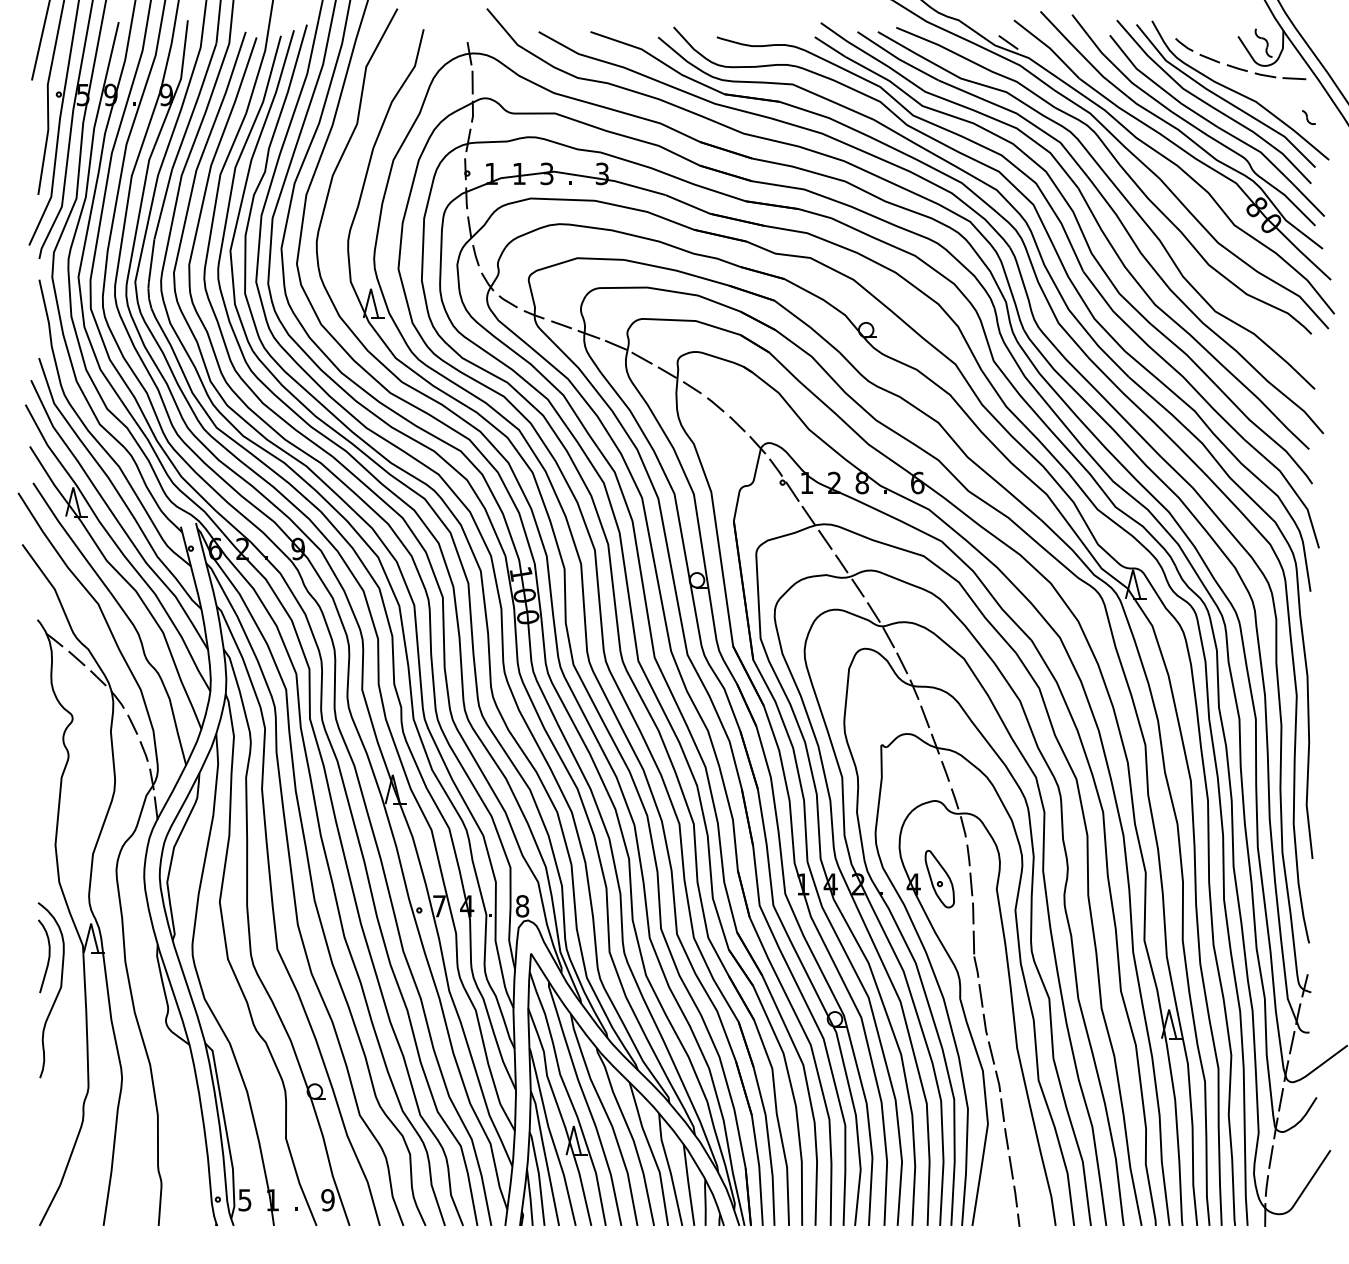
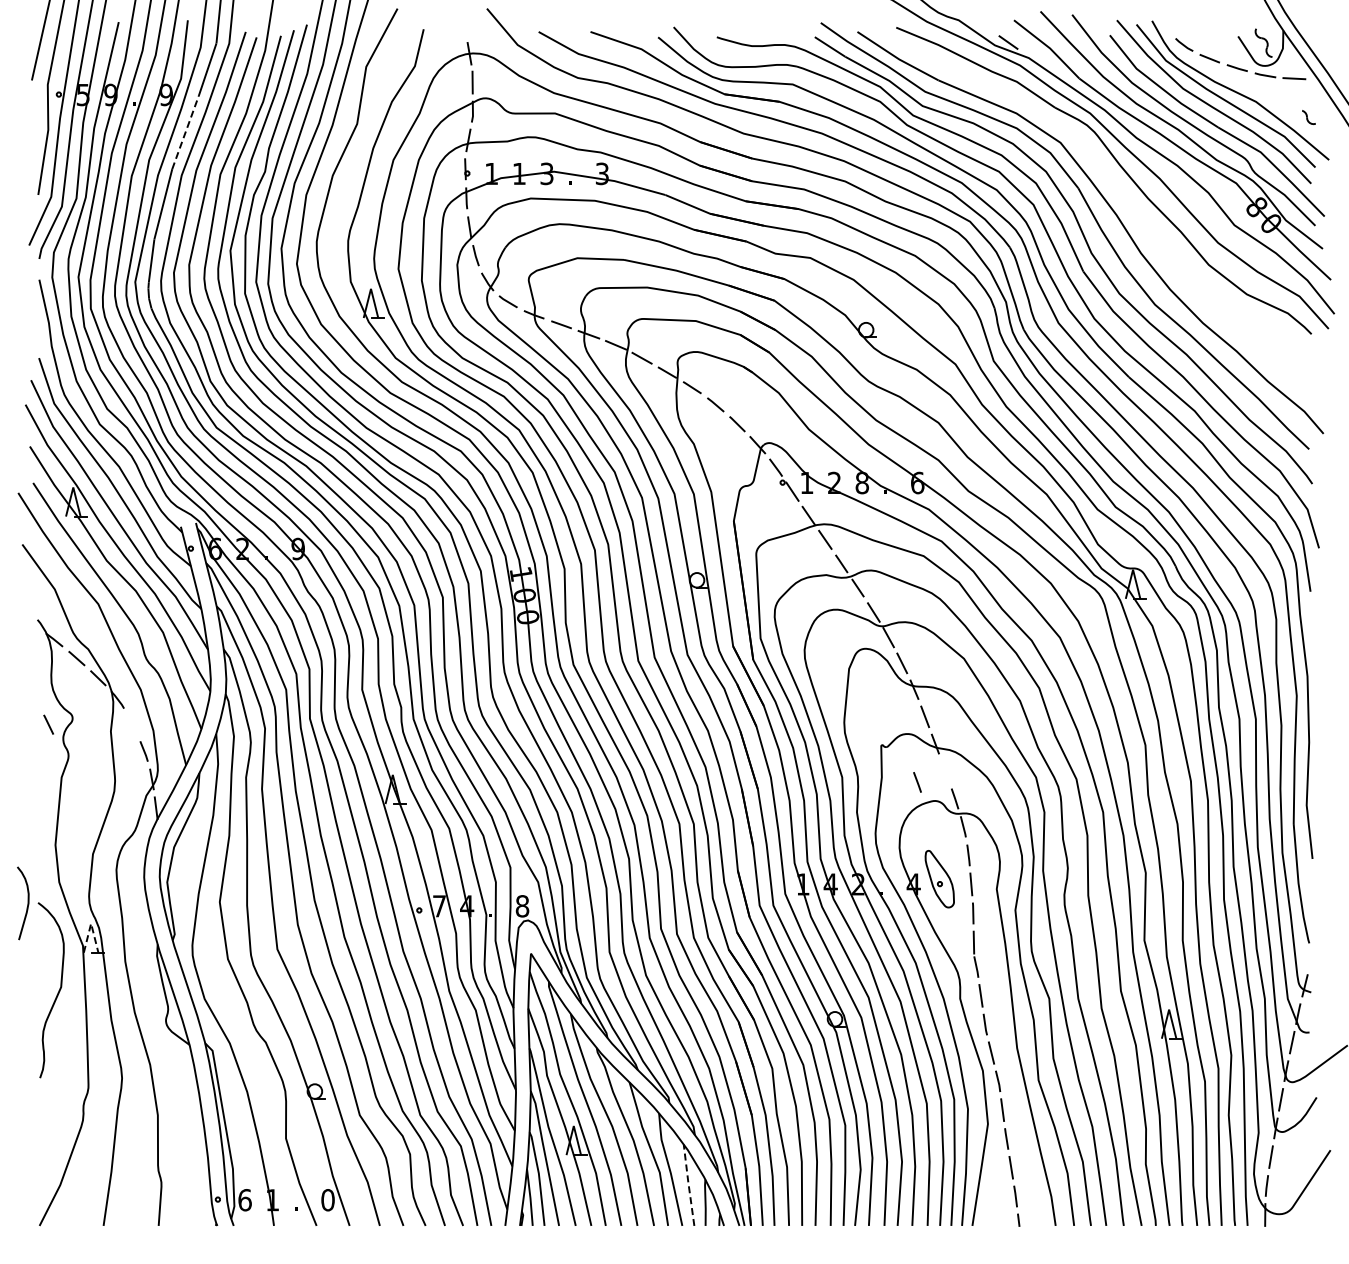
line: solid -> dashed (185, 132)
curve: present -> none (1116, 189)
line position: (132, 724) -> (48, 724) (48, 724)
line position: (945, 771) -> (917, 782) (917, 782)
line: solid -> dashed (91, 923)
curve position: (48, 956) -> (27, 903) (27, 903)
line: solid -> dashed (688, 1185)
text: 5 -> 6 (244, 1200)
text: 9 -> 0 (327, 1200)
